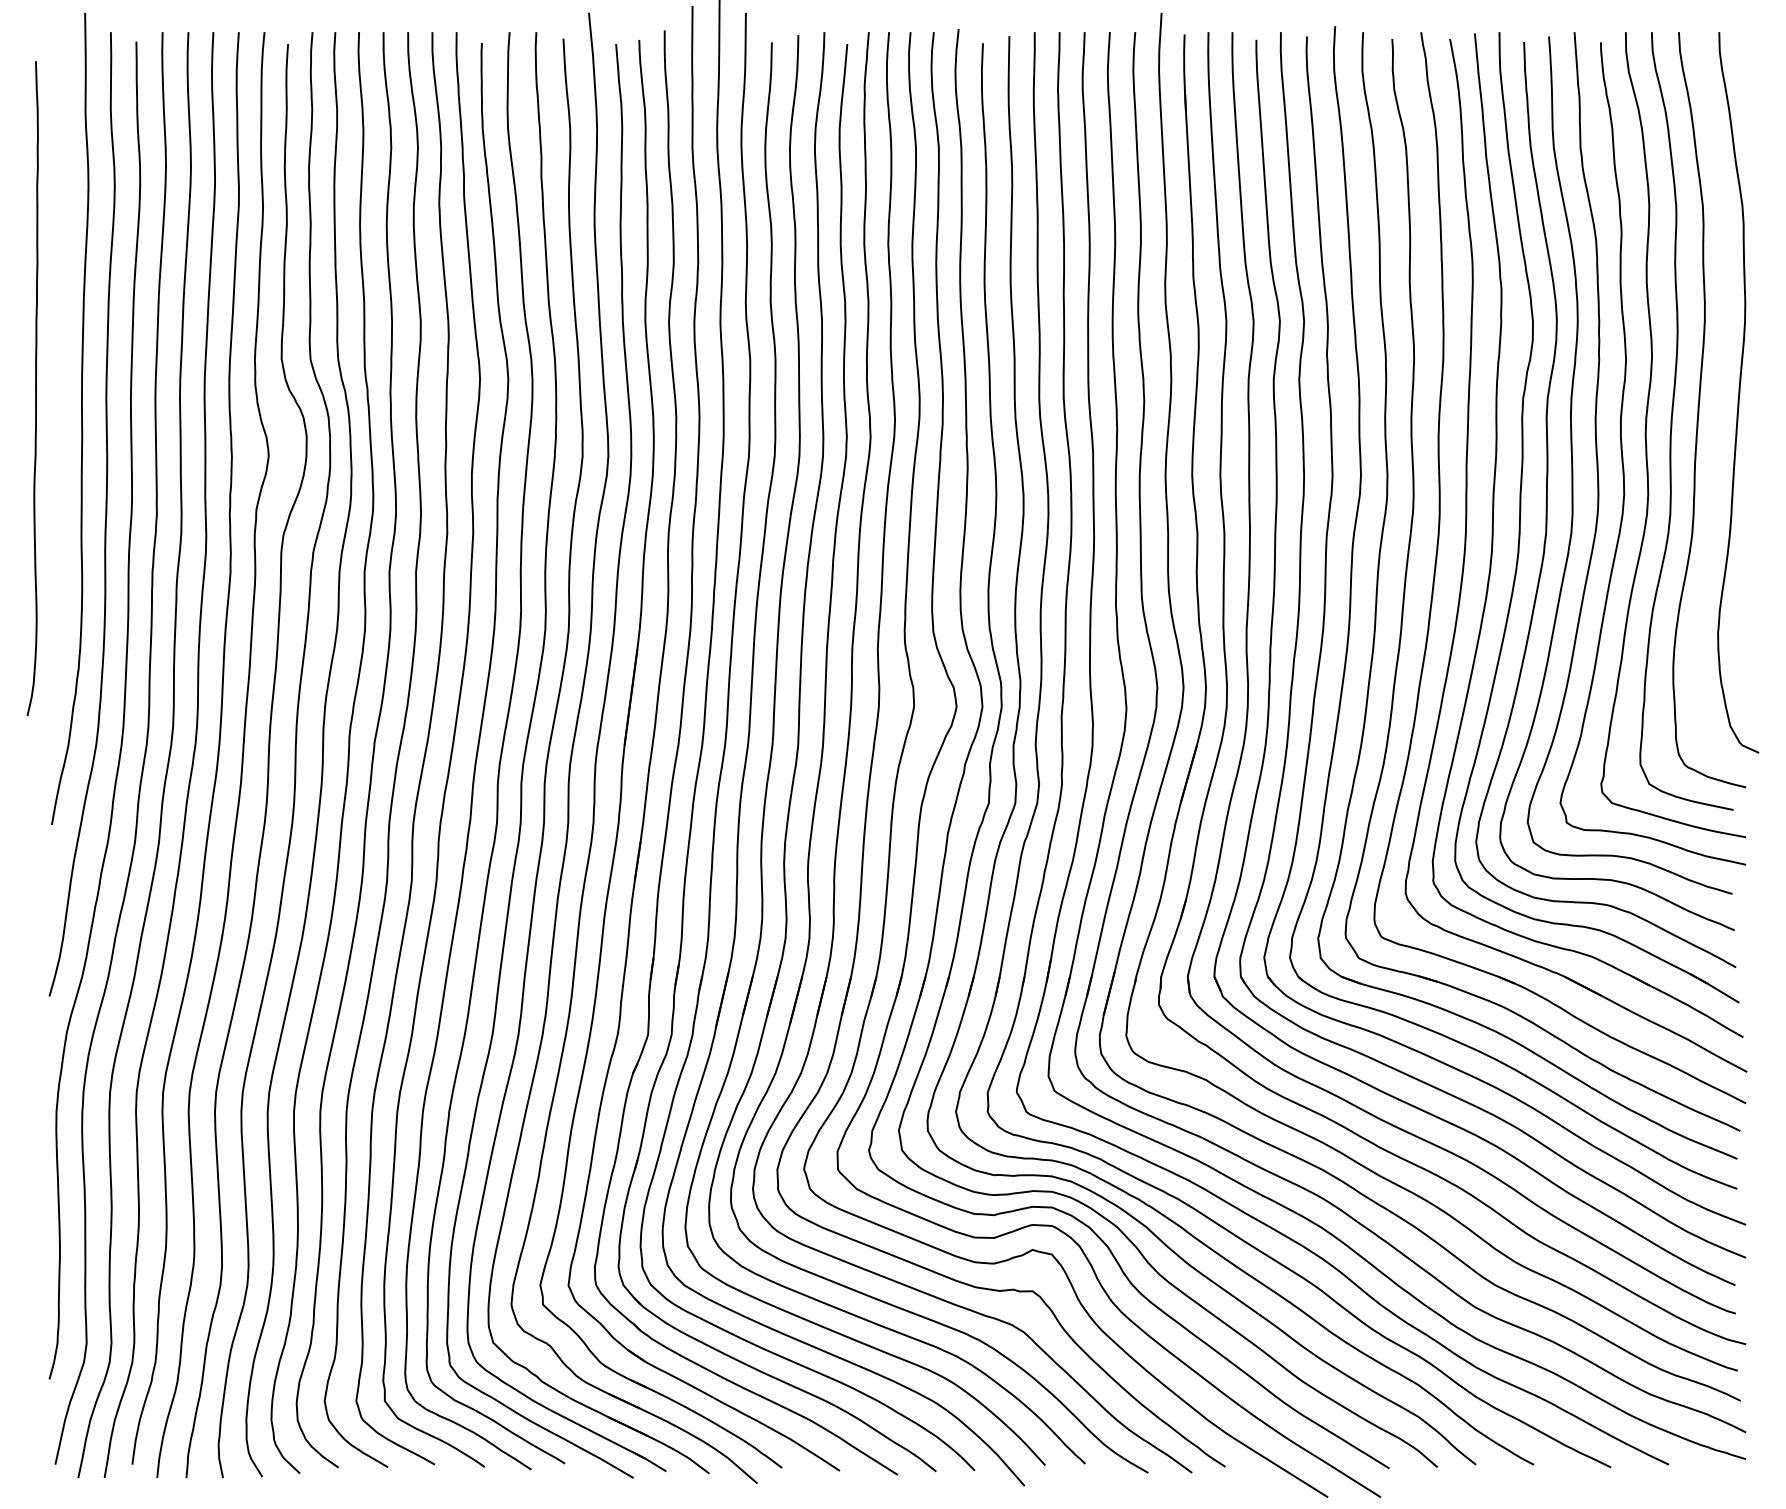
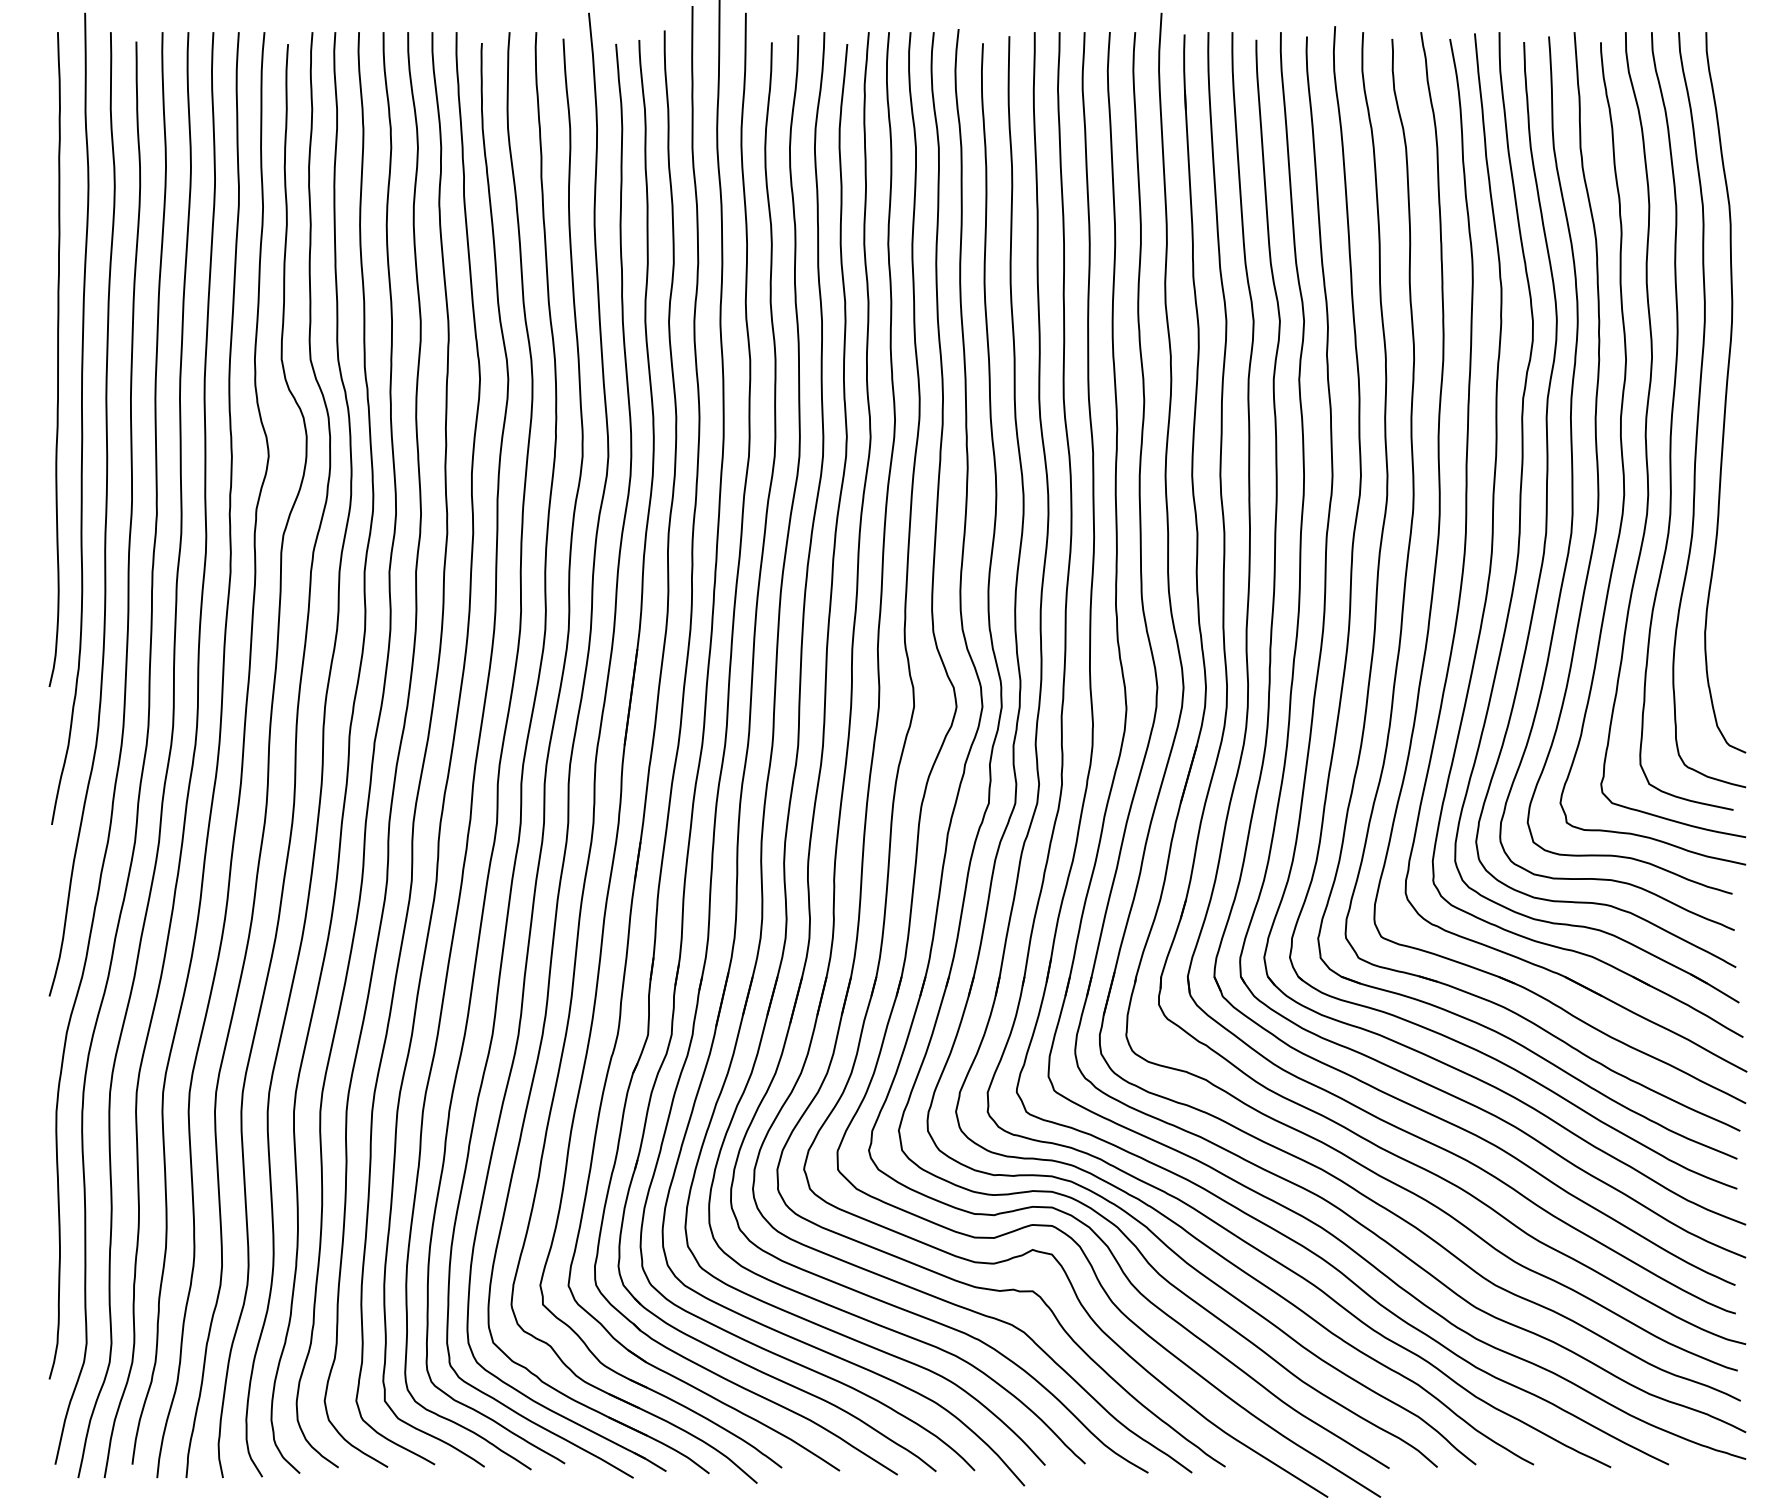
curve position: (35, 388) -> (57, 359) (57, 359)
curve position: (1738, 392) -> (1725, 392) (1725, 392)
